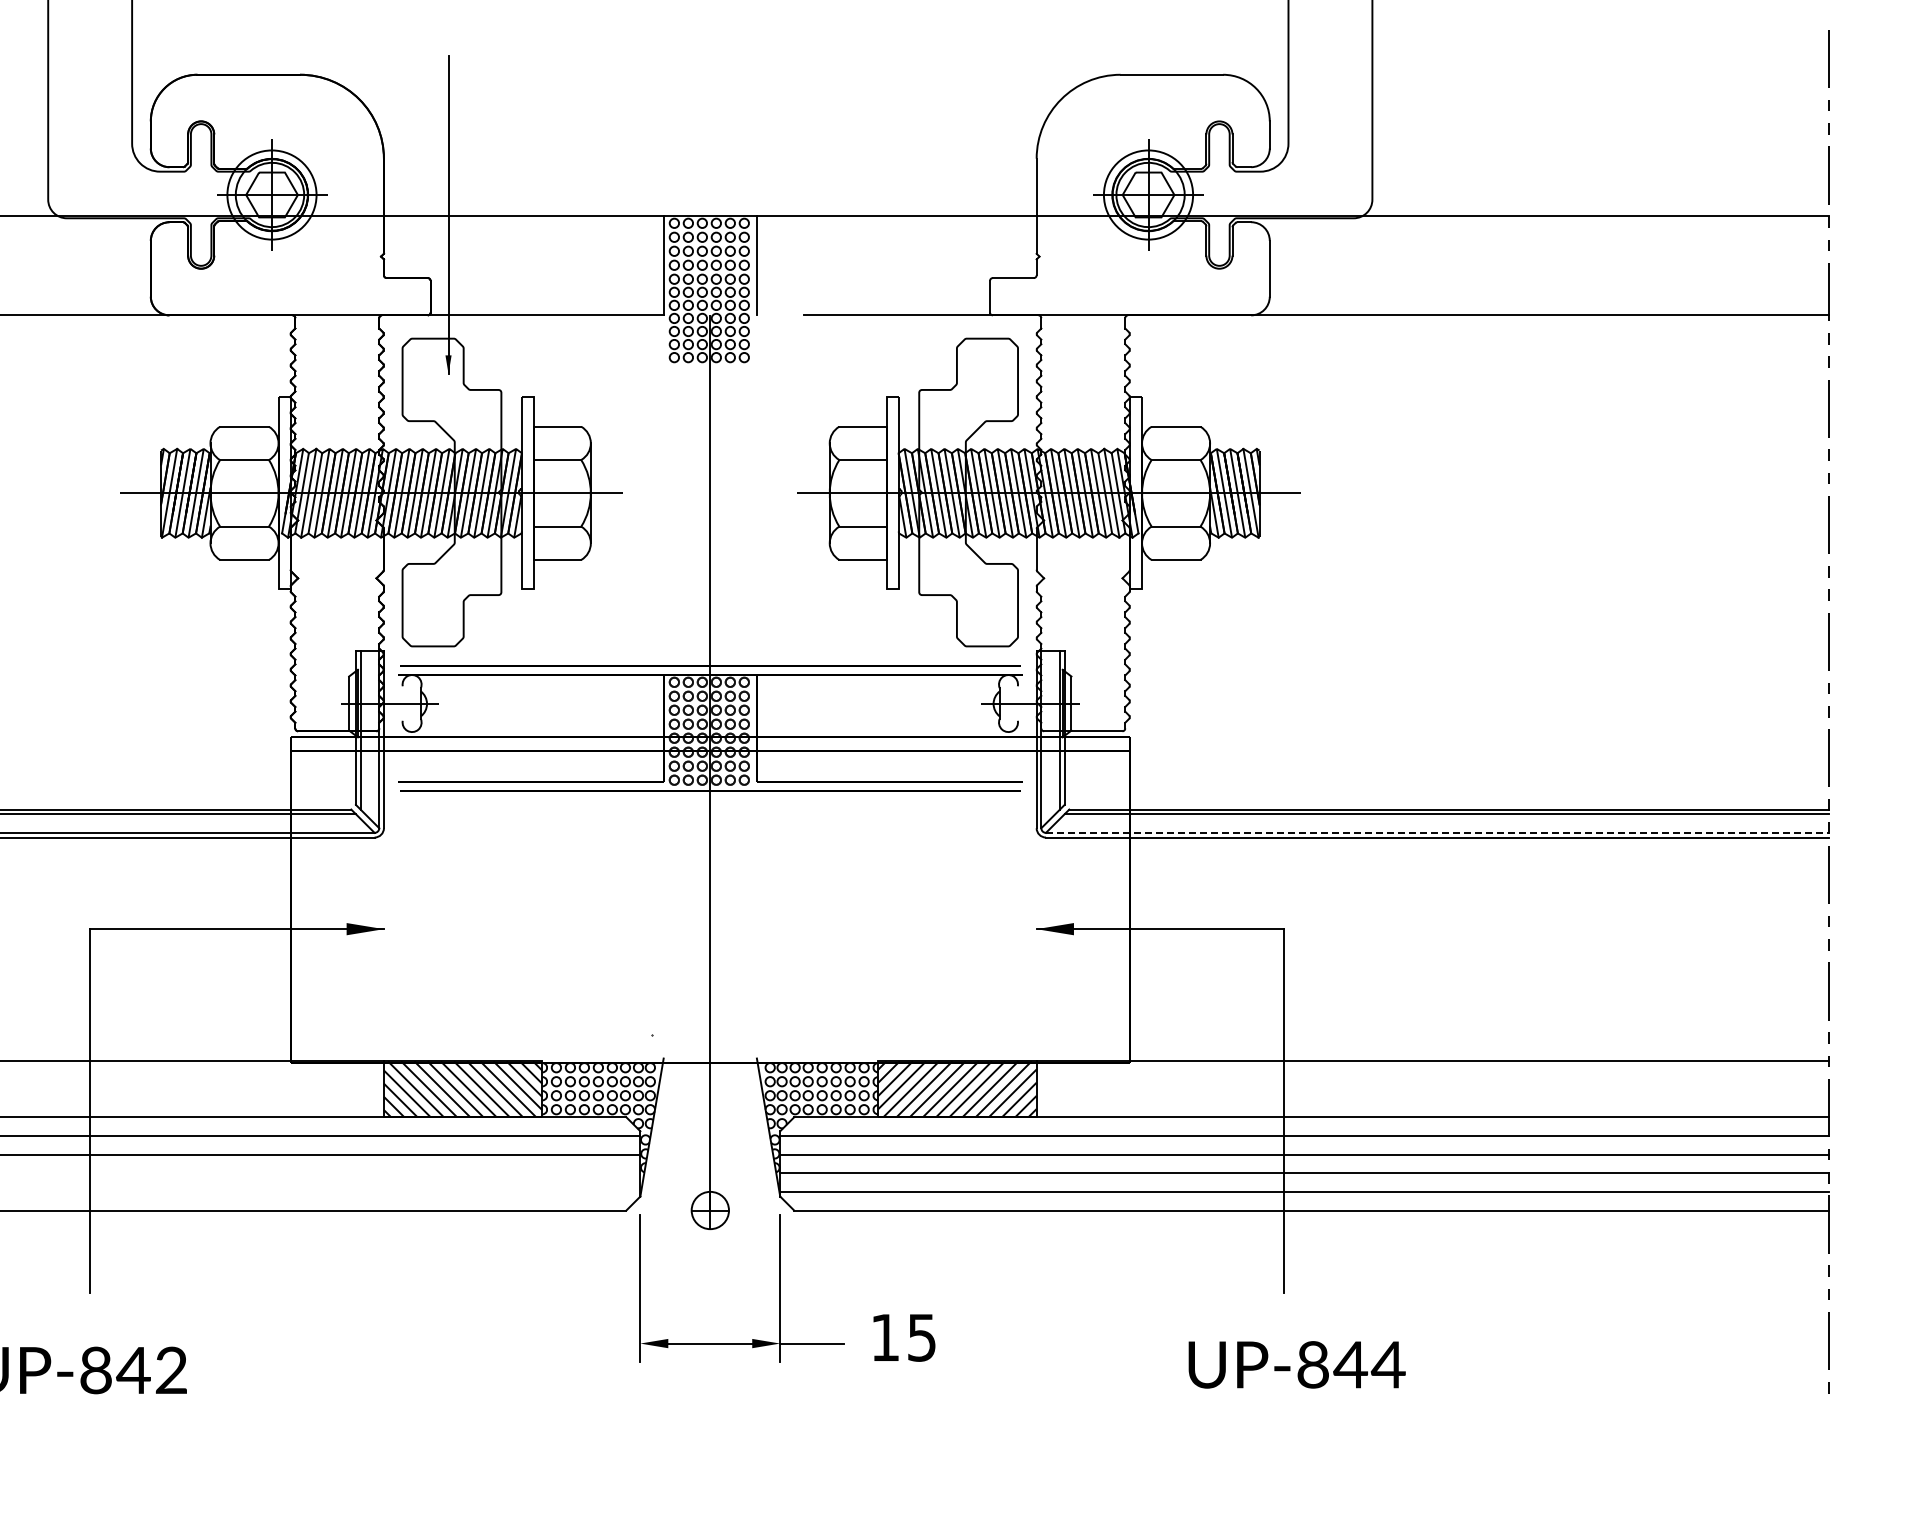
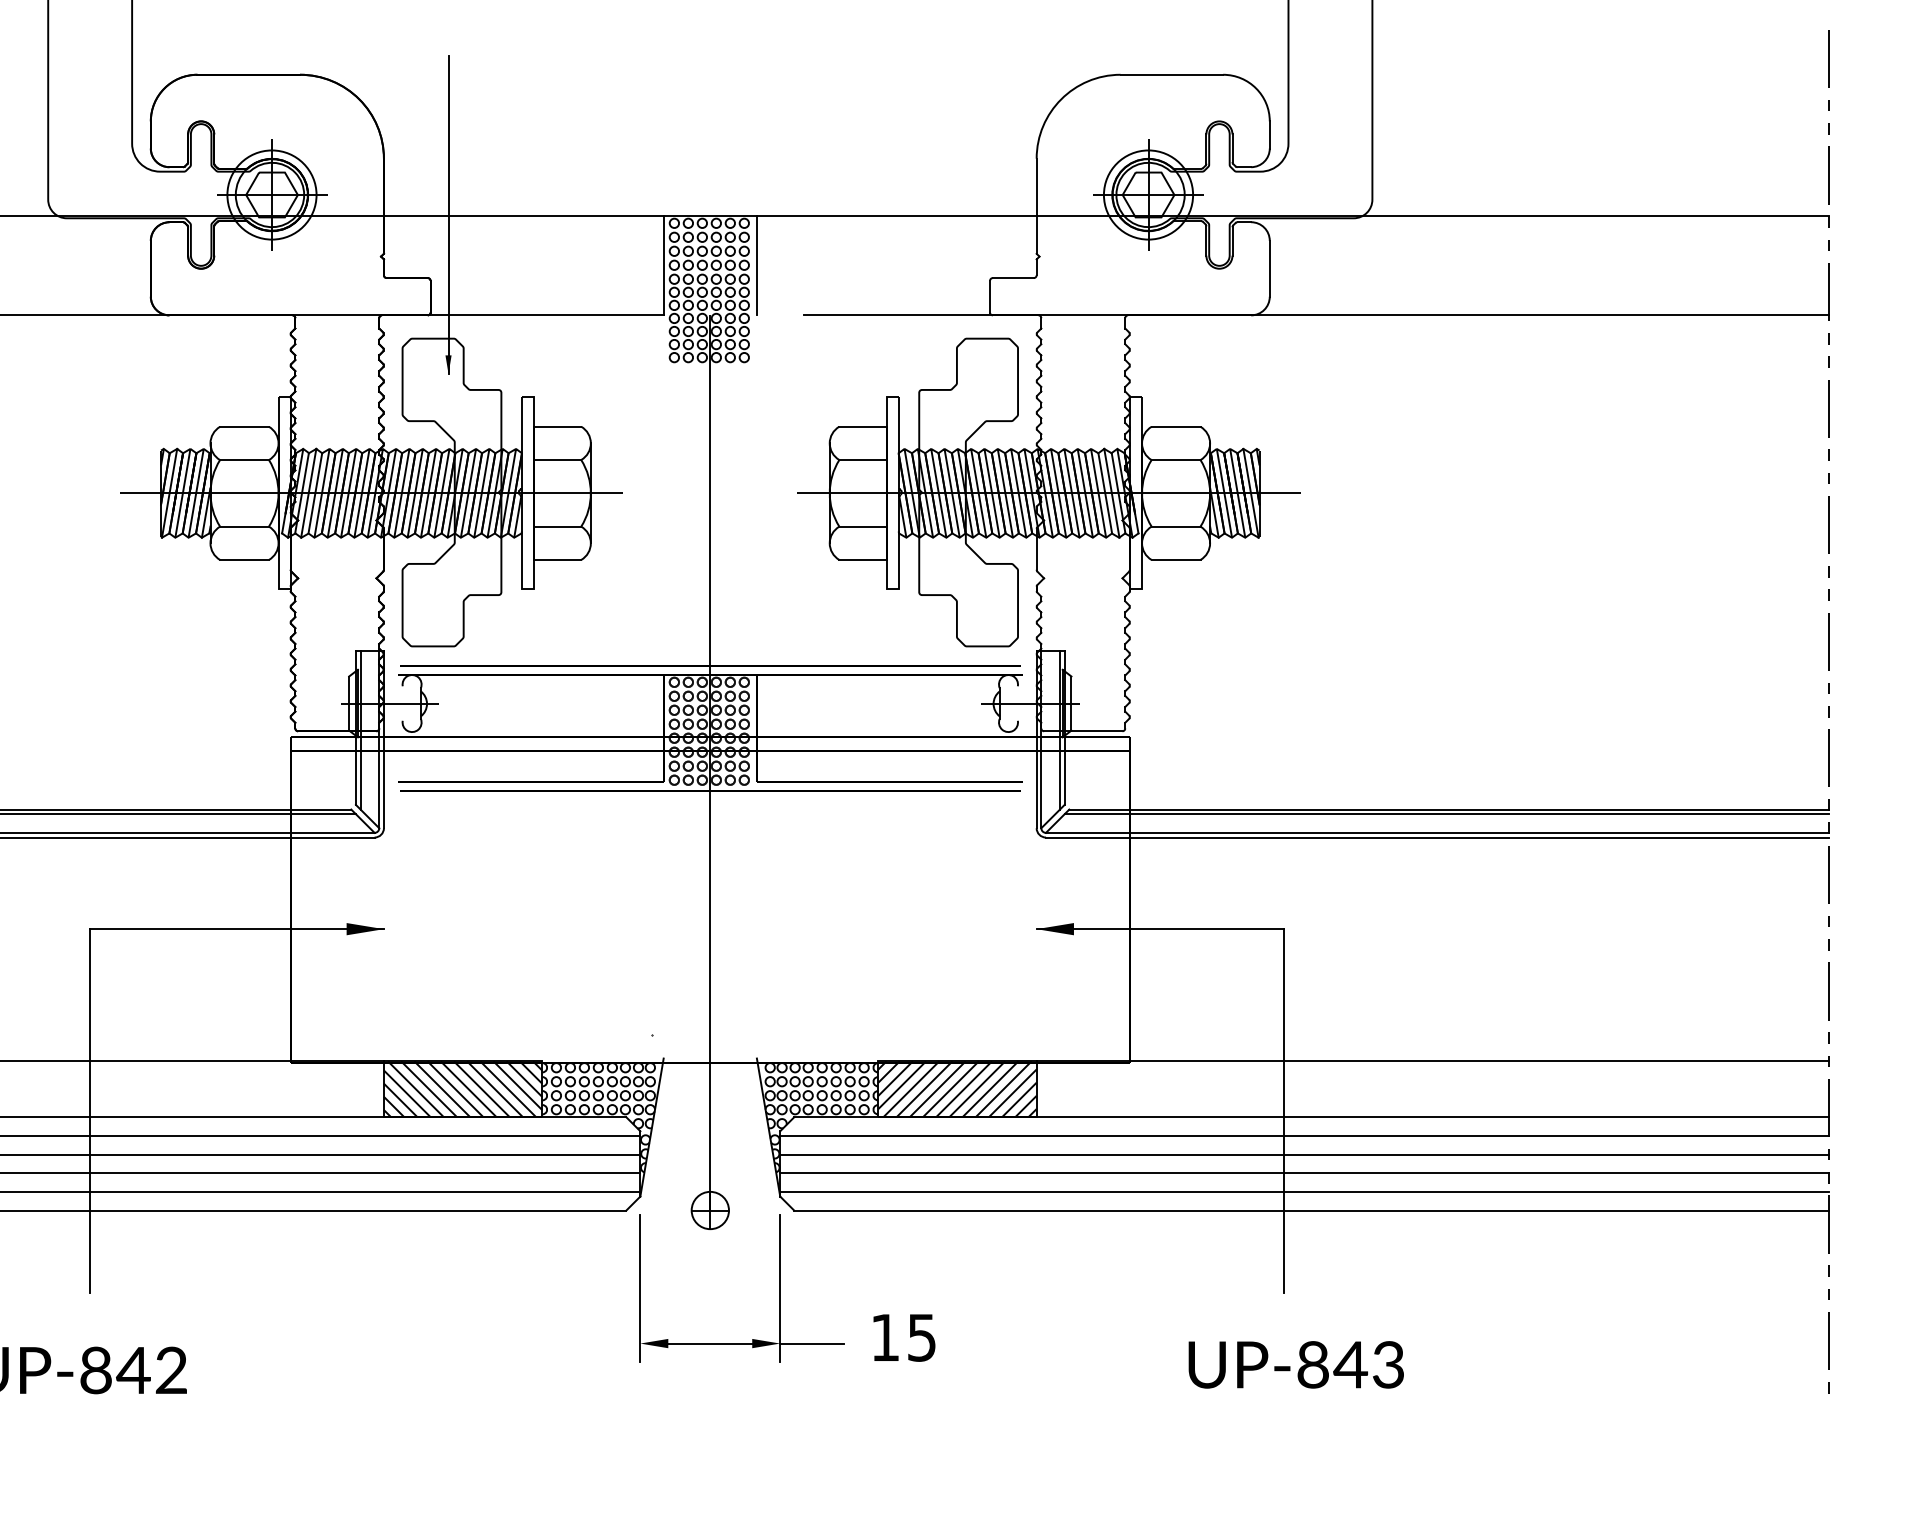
line: dashed -> solid (1437, 832)
line: none -> present (321, 1173)
line: none -> present (321, 1191)
text: UP-844 -> UP-843 (1387, 1364)
